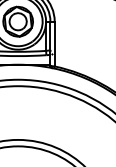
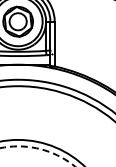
arc: solid -> dashed (37, 148)
